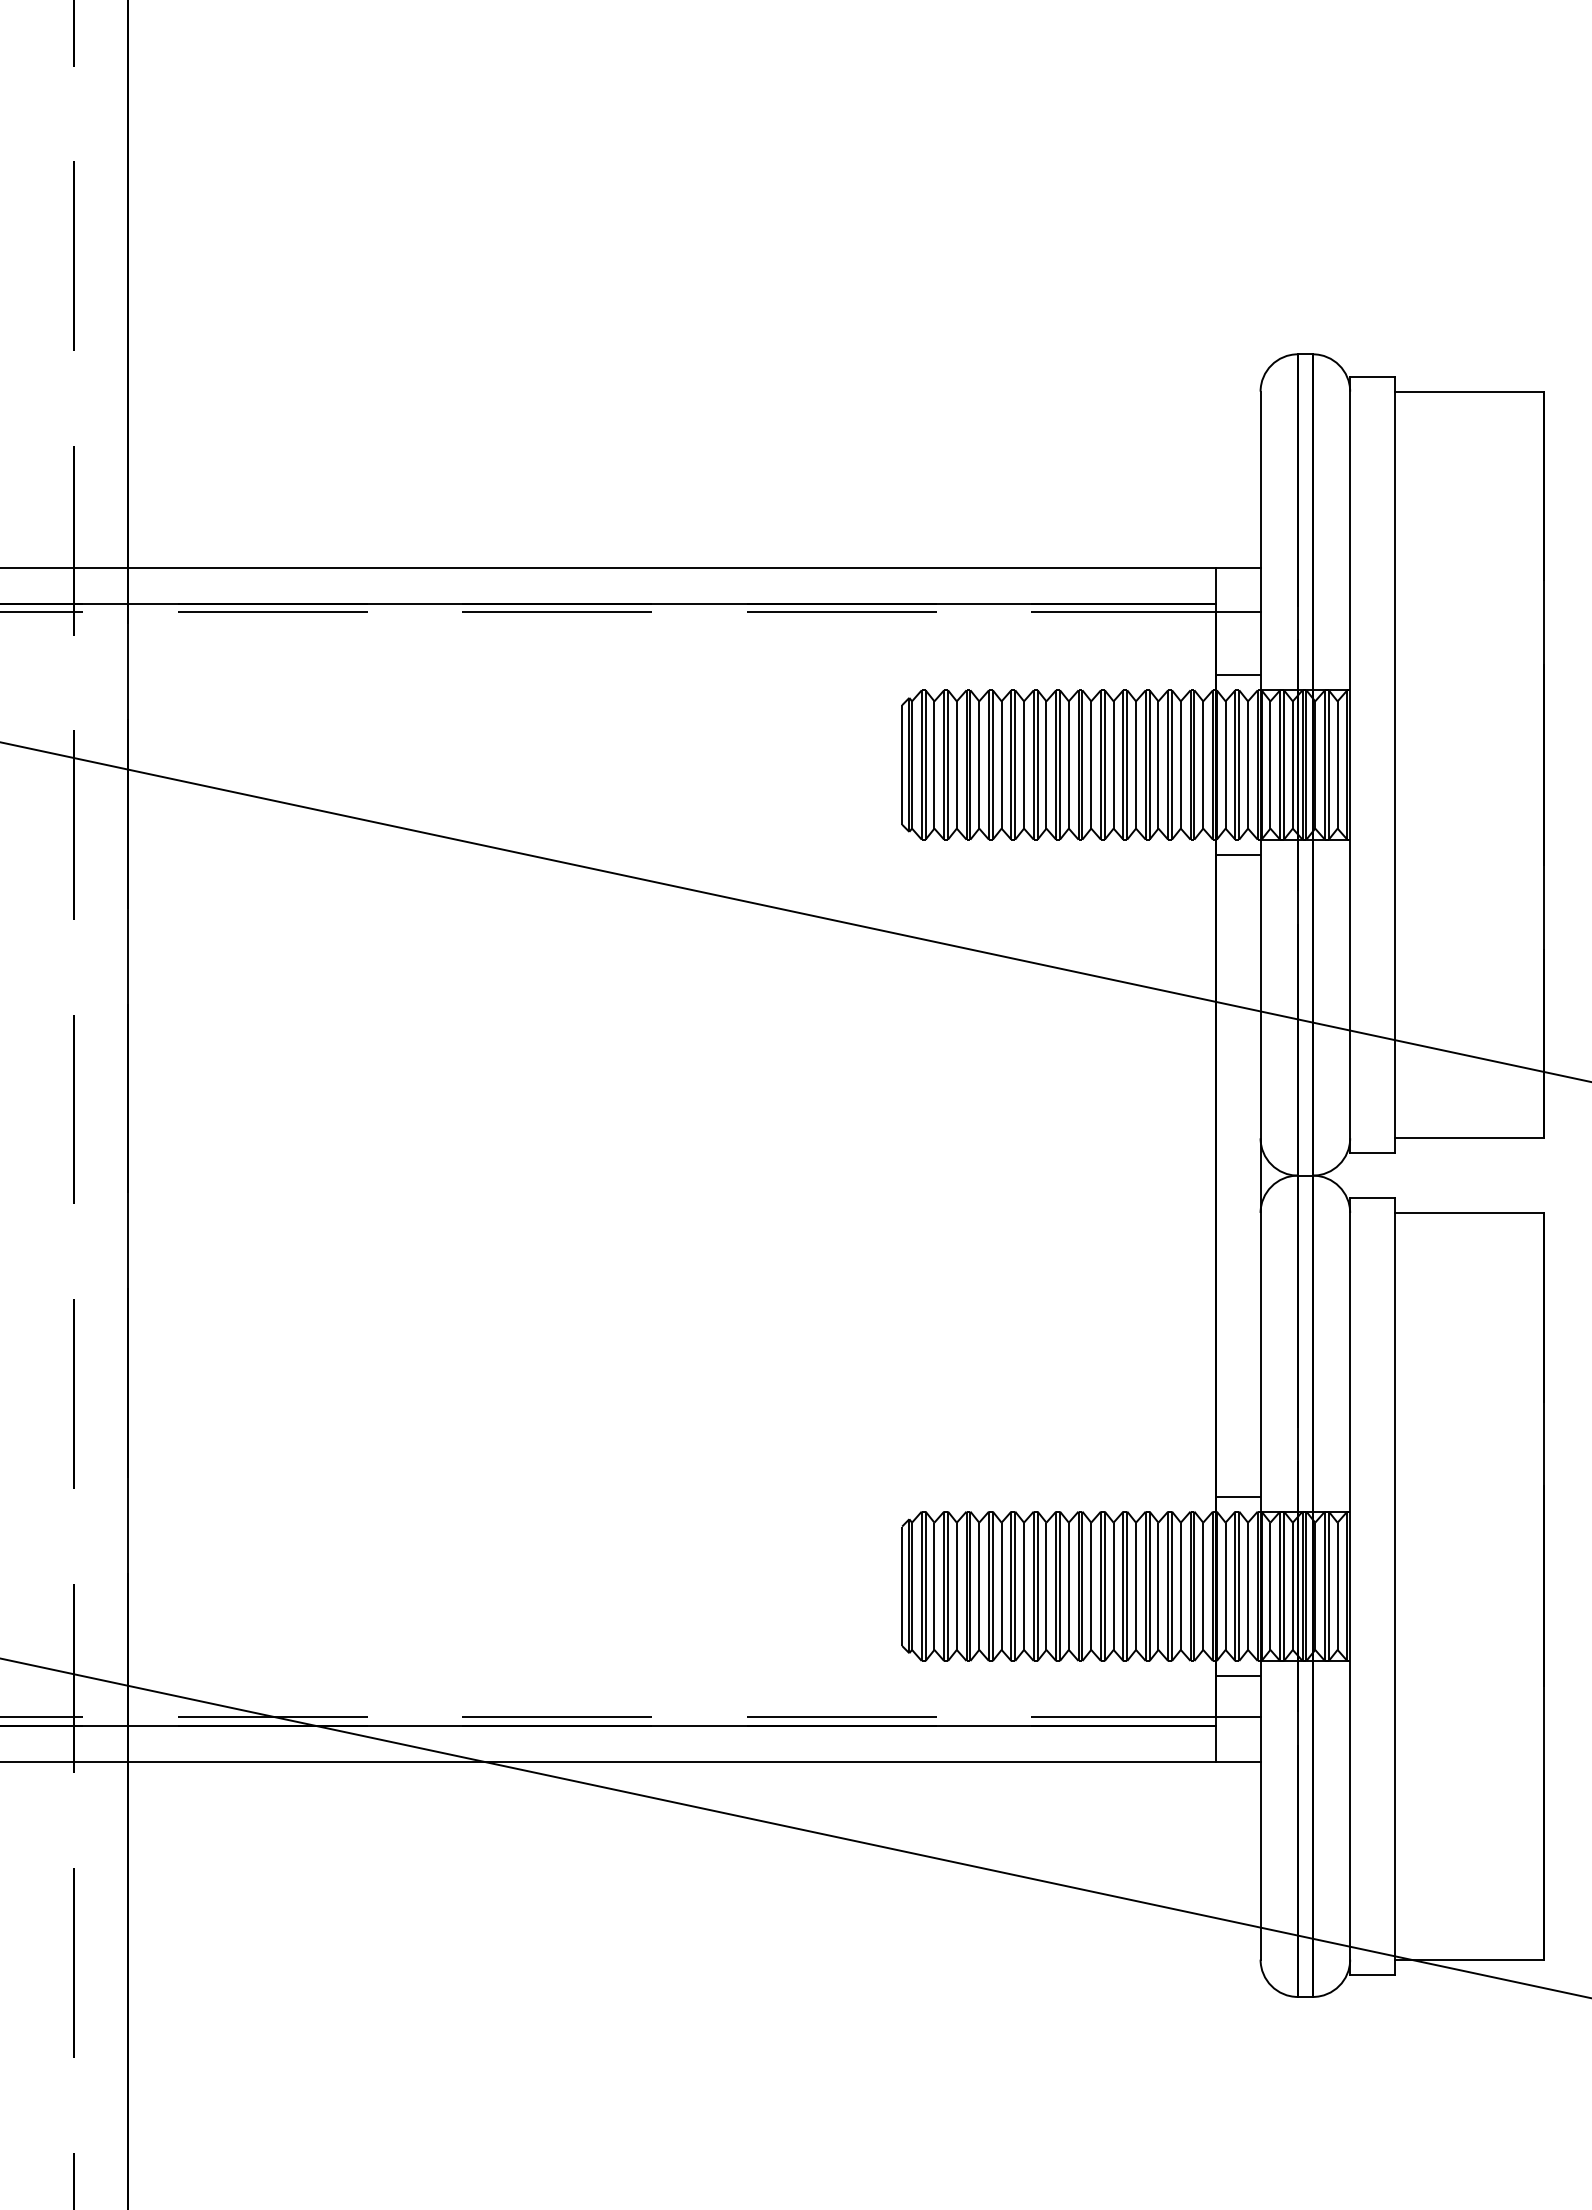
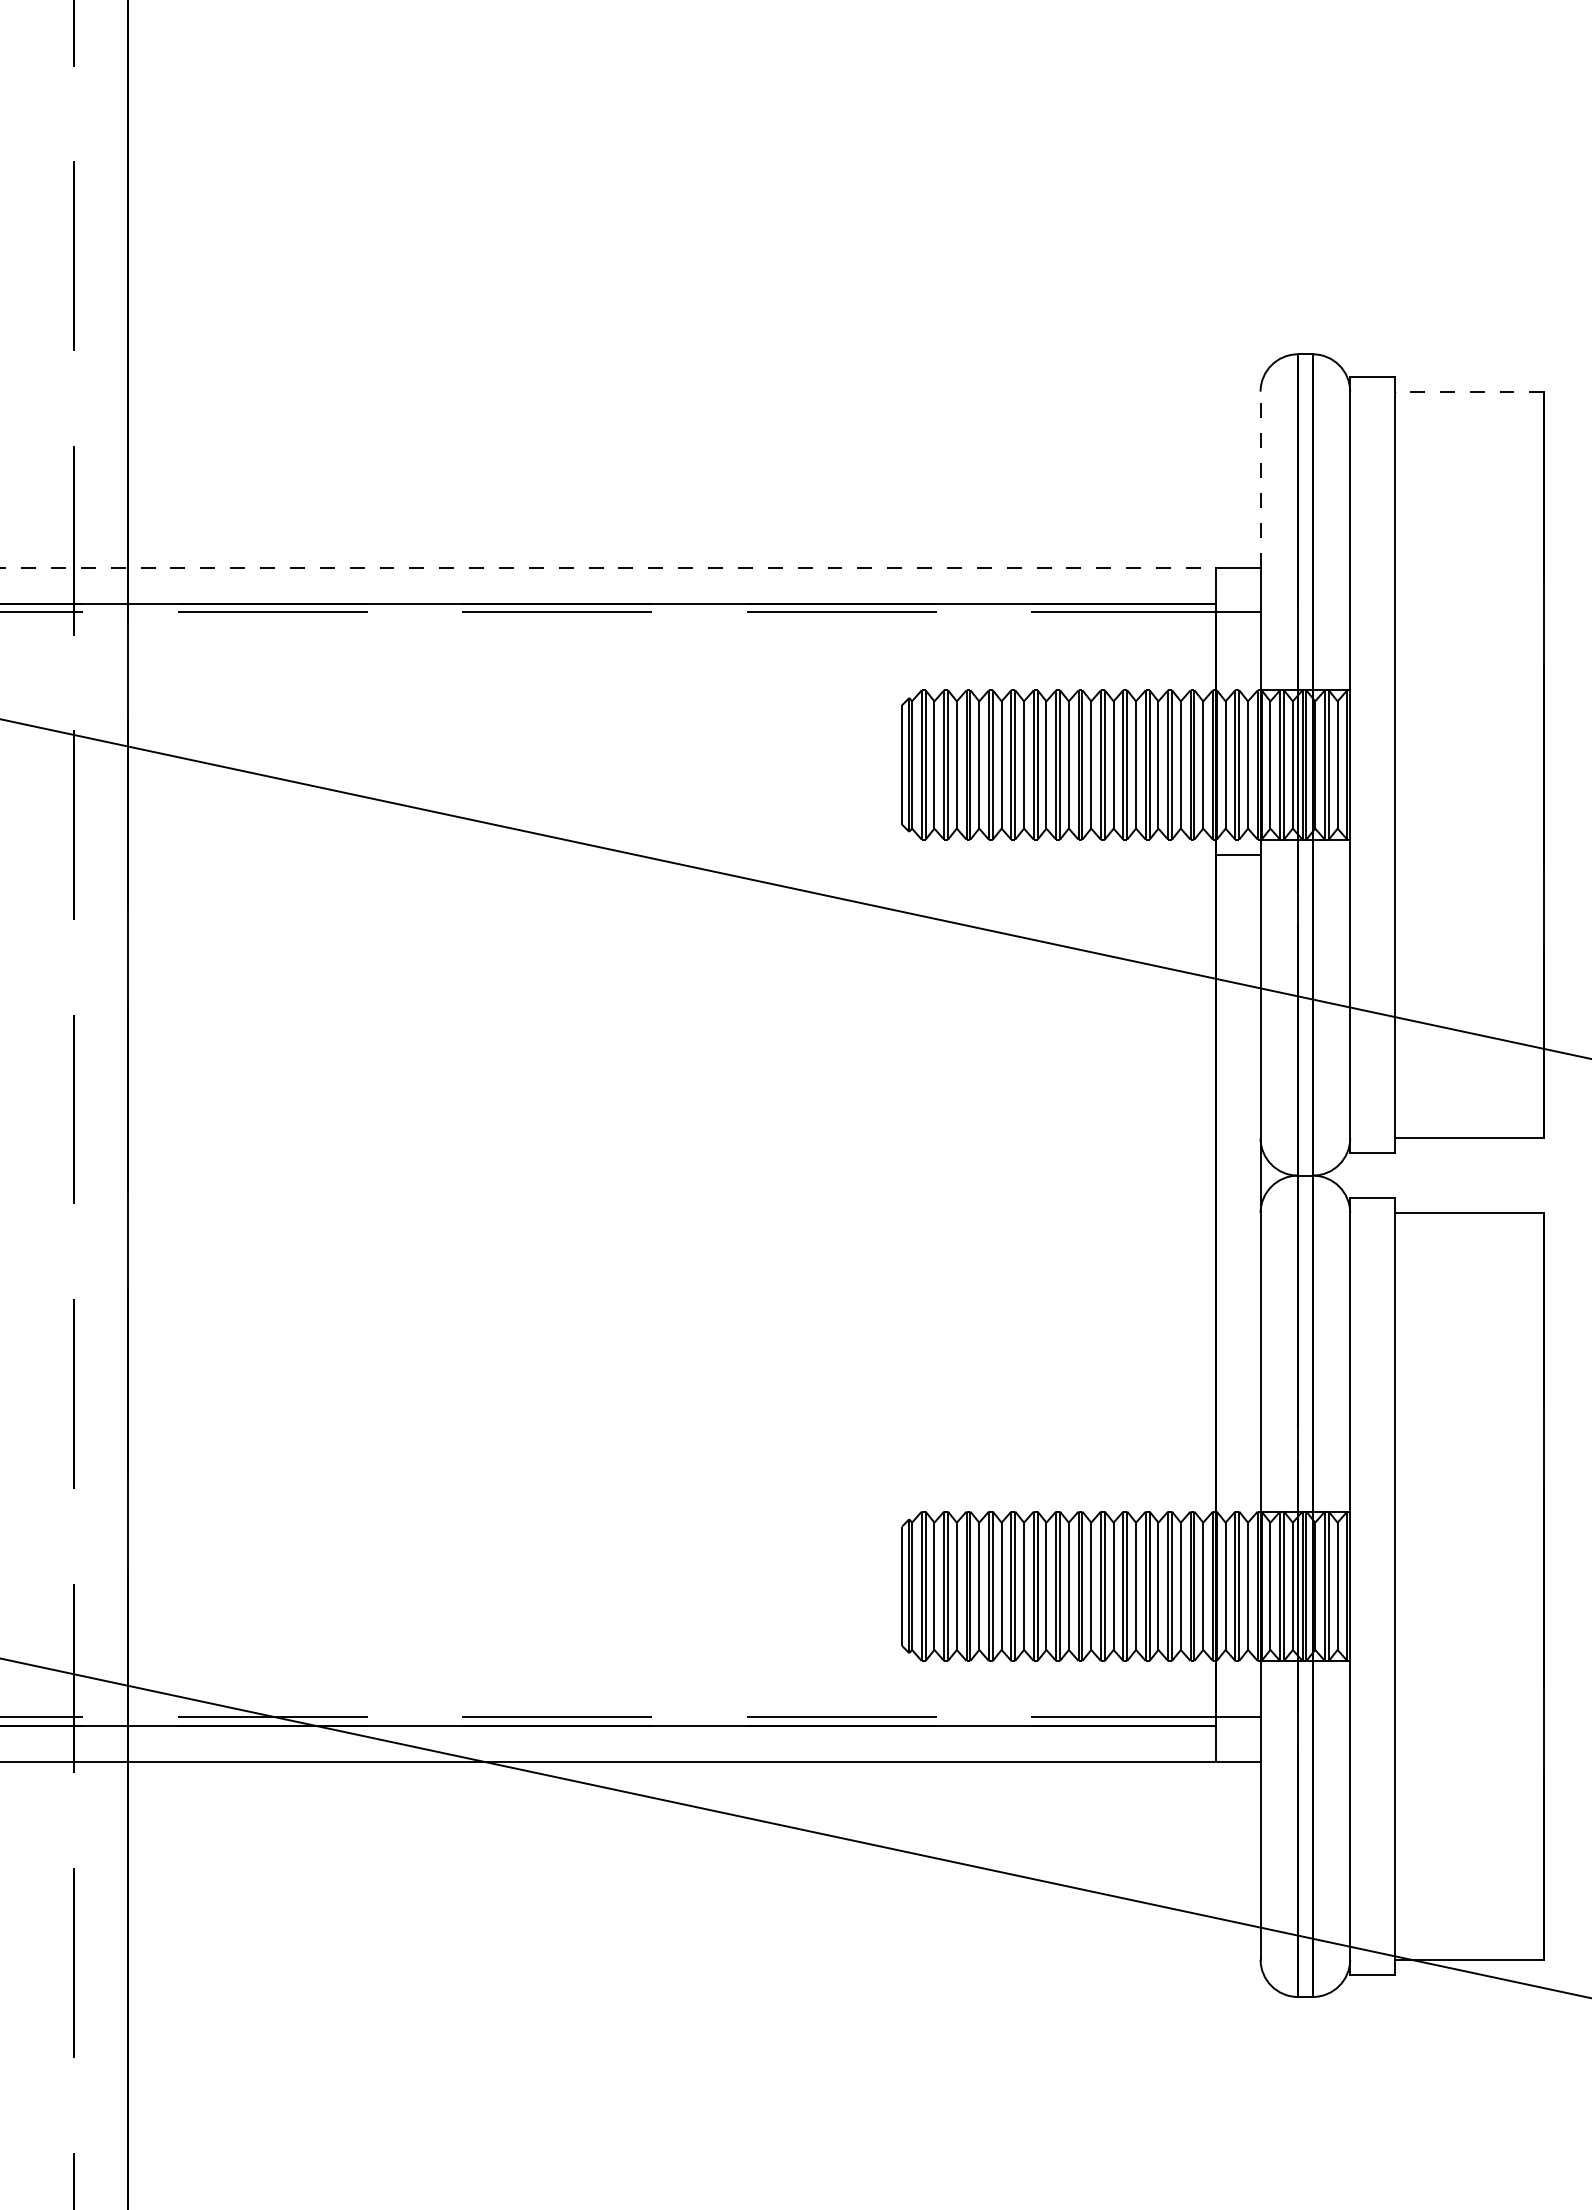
line: solid -> dashed (1469, 391)
line: solid -> dashed (1260, 479)
line: solid -> dashed (608, 567)
line: present -> none (1237, 675)
line position: (795, 911) -> (795, 888) (795, 888)
line: present -> none (1237, 1496)
line: present -> none (1237, 1675)
